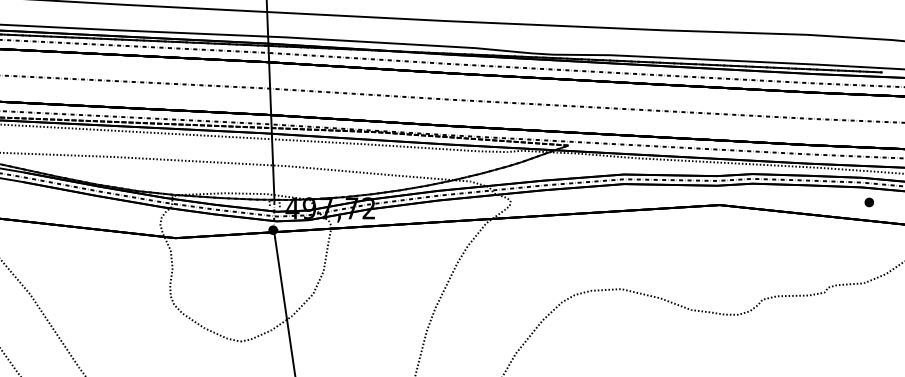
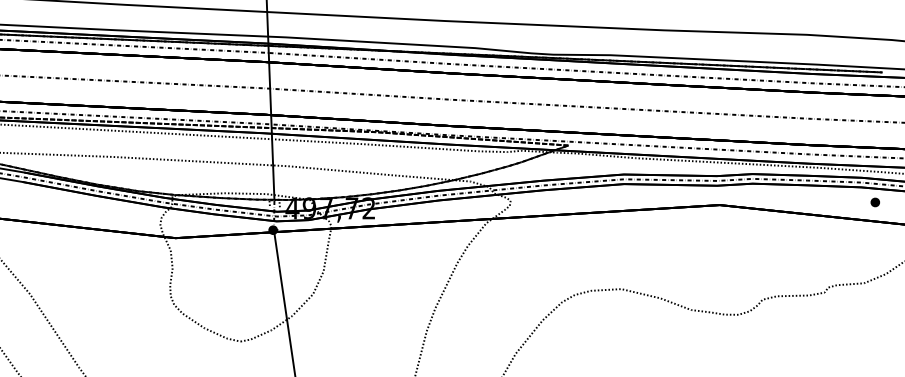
part position: (868, 202) -> (874, 202) (874, 202)
